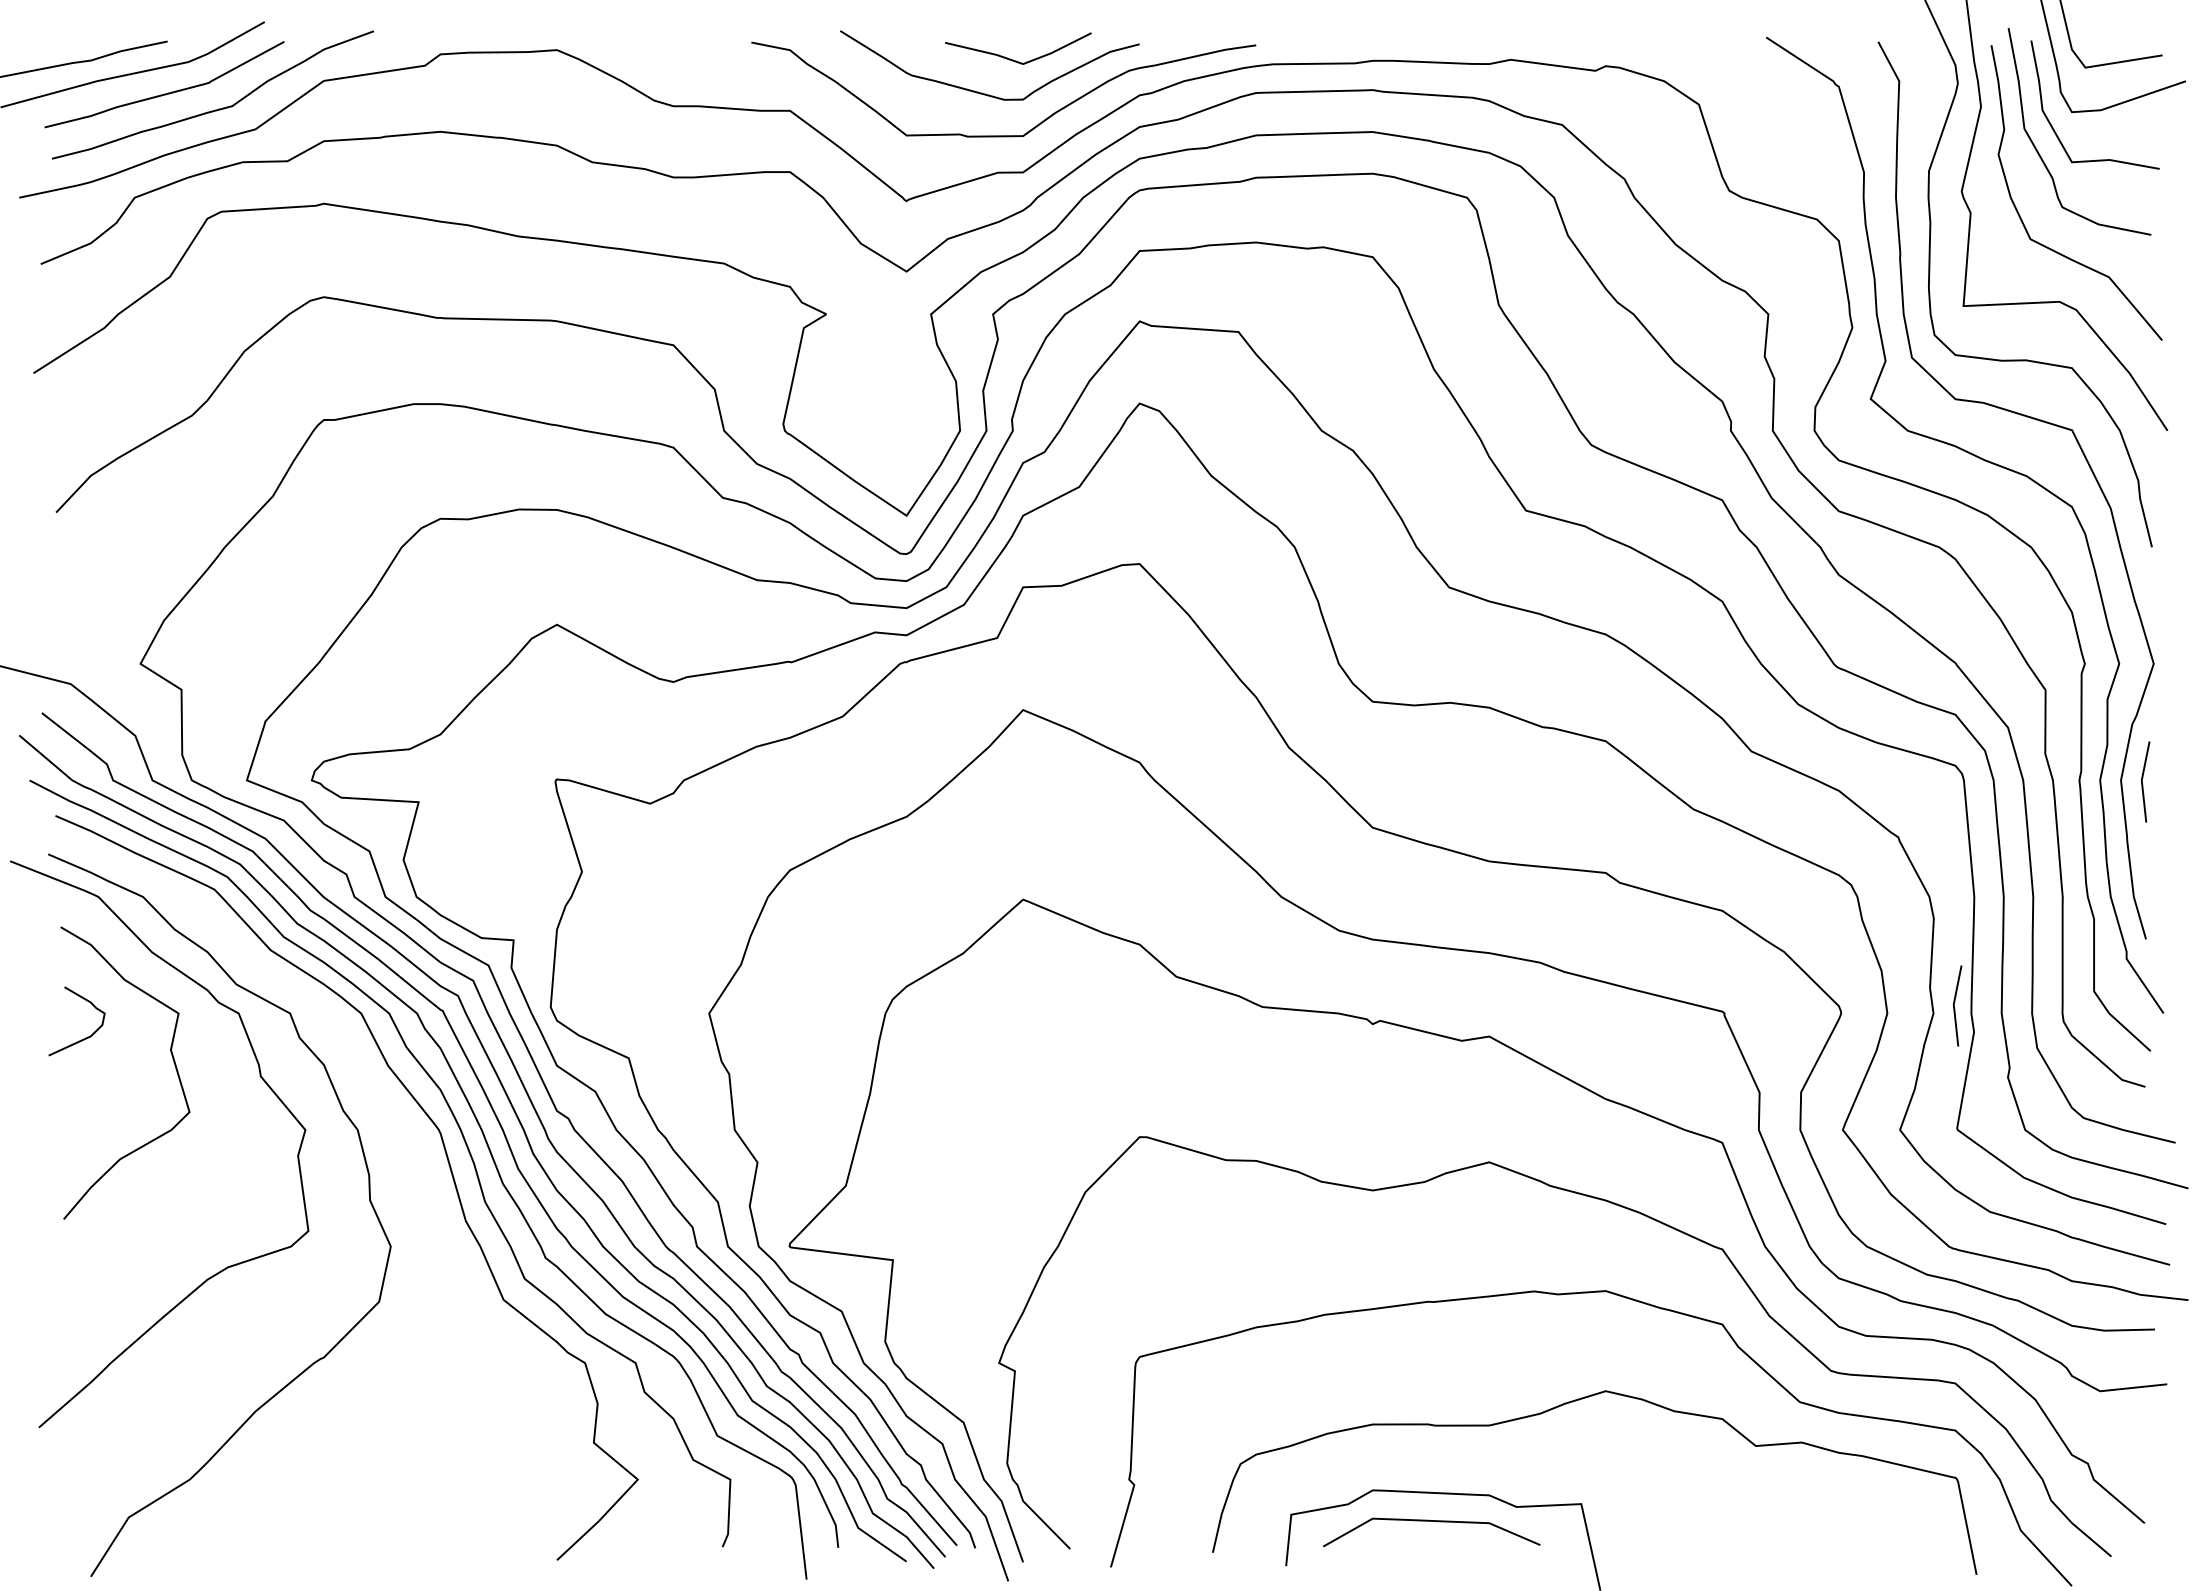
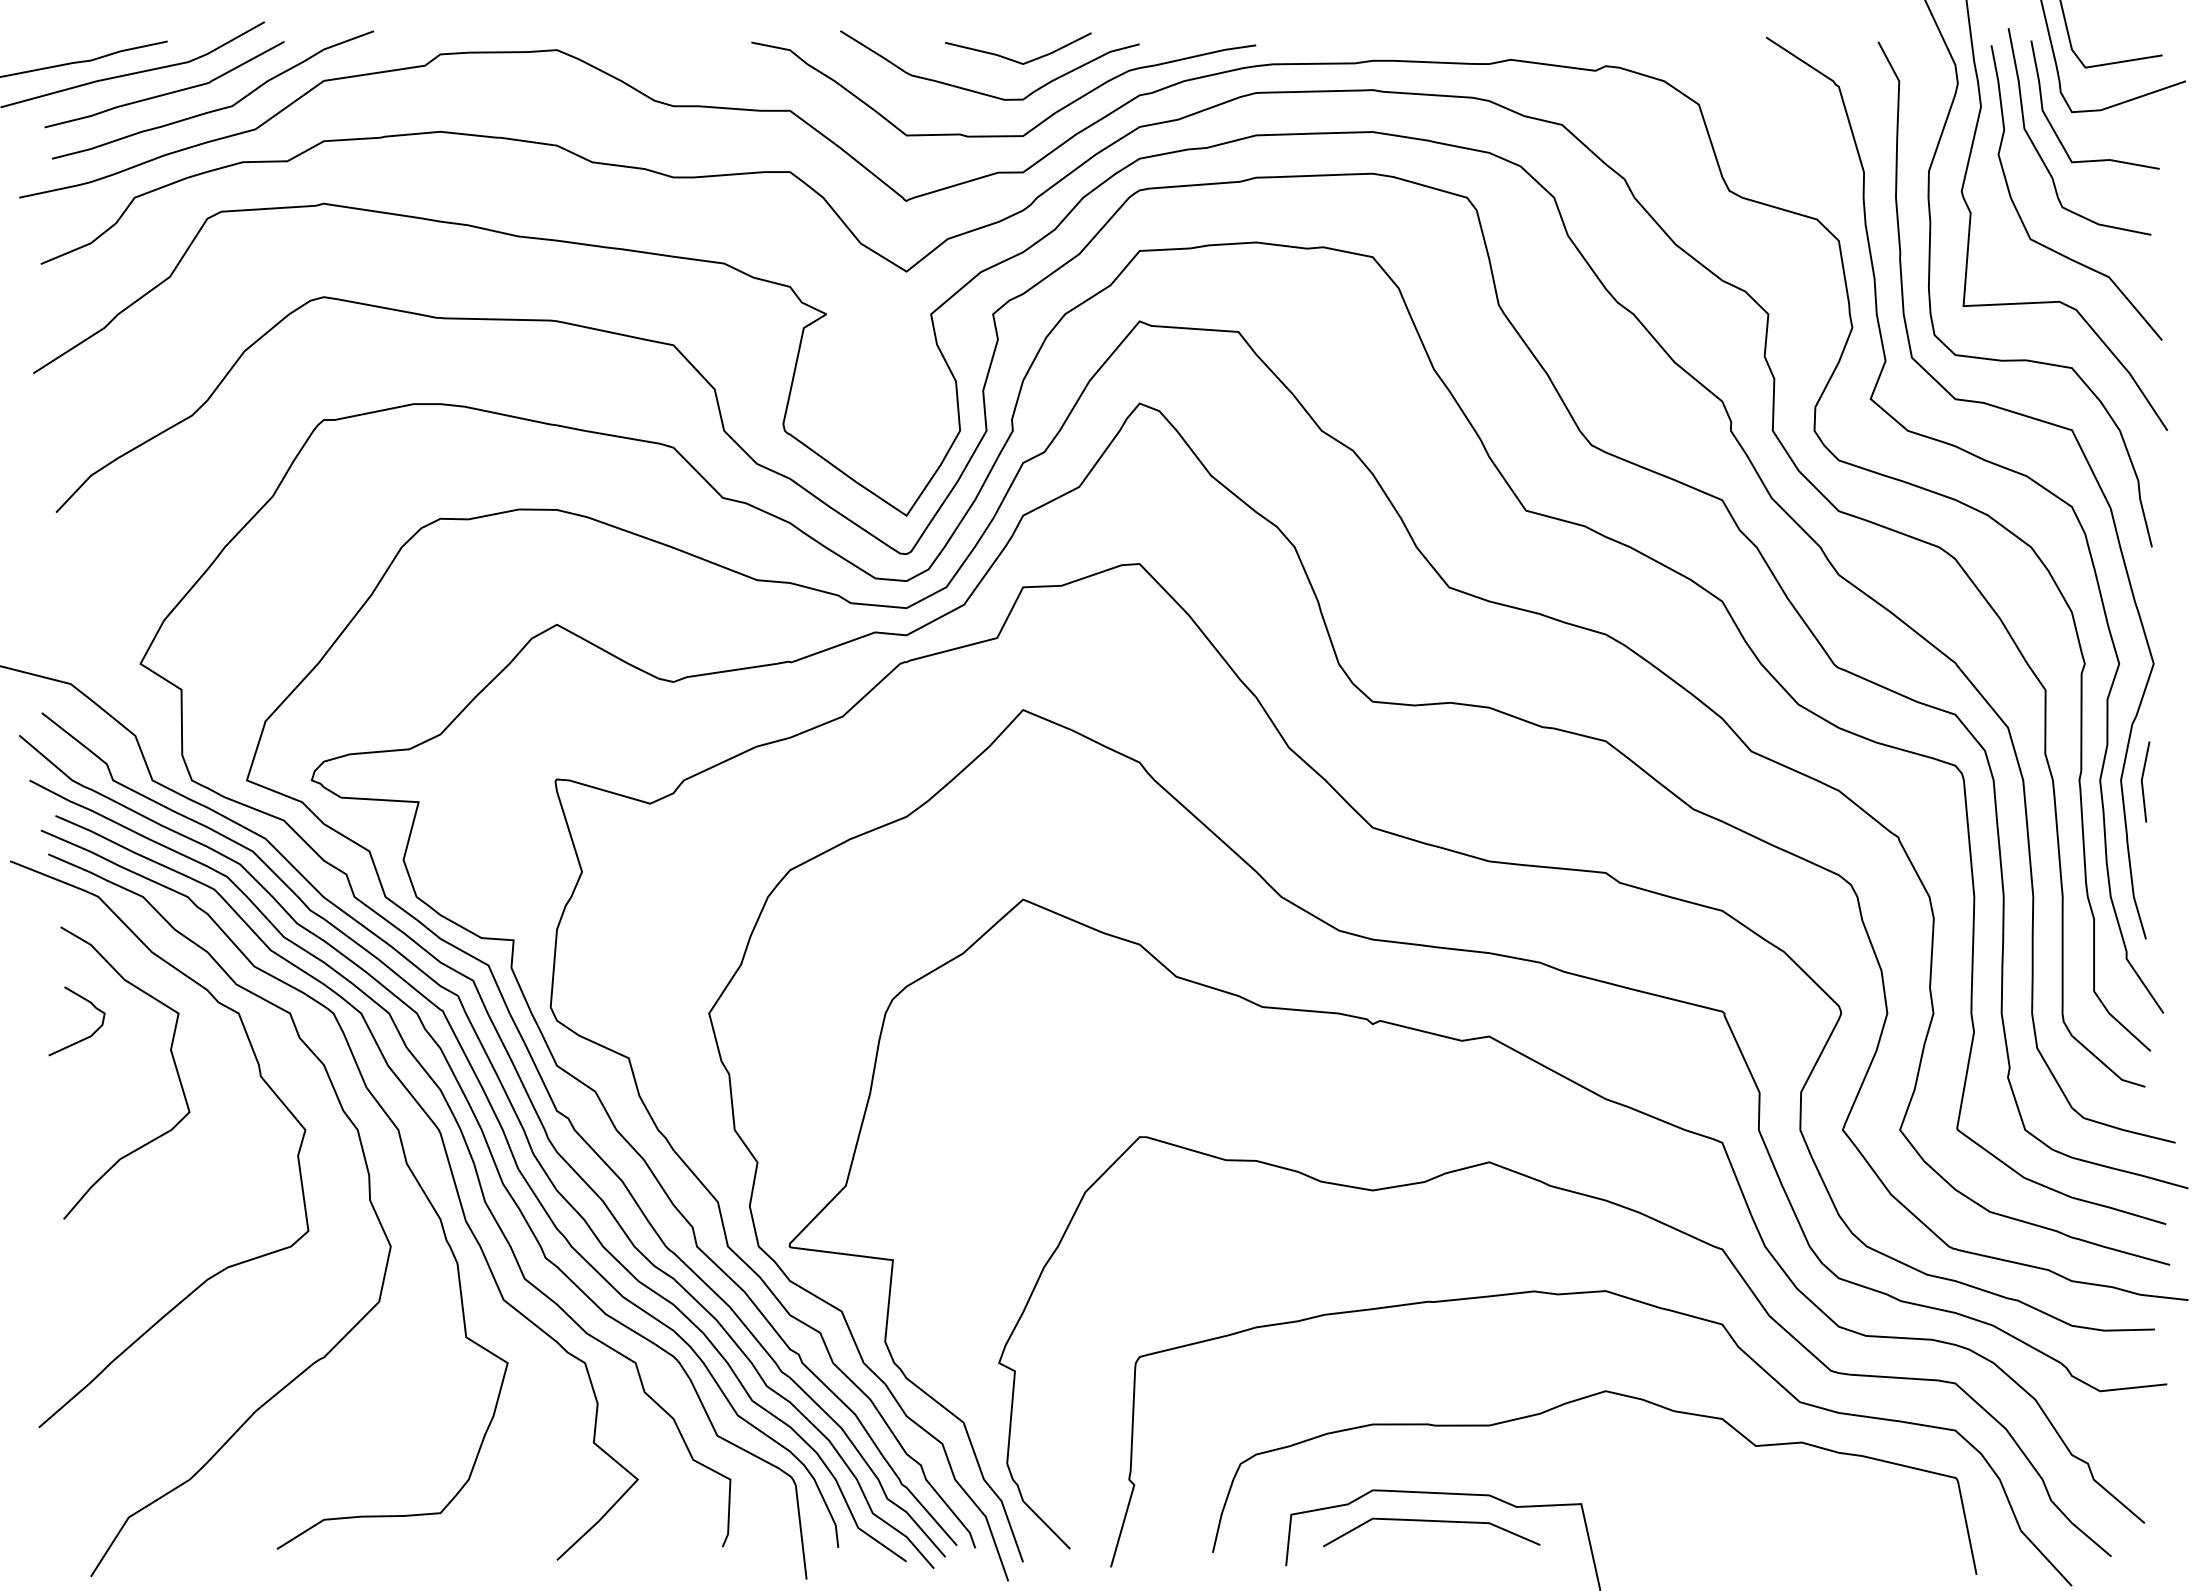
line: present -> none (1954, 1005)
curve: none -> present (403, 1155)
